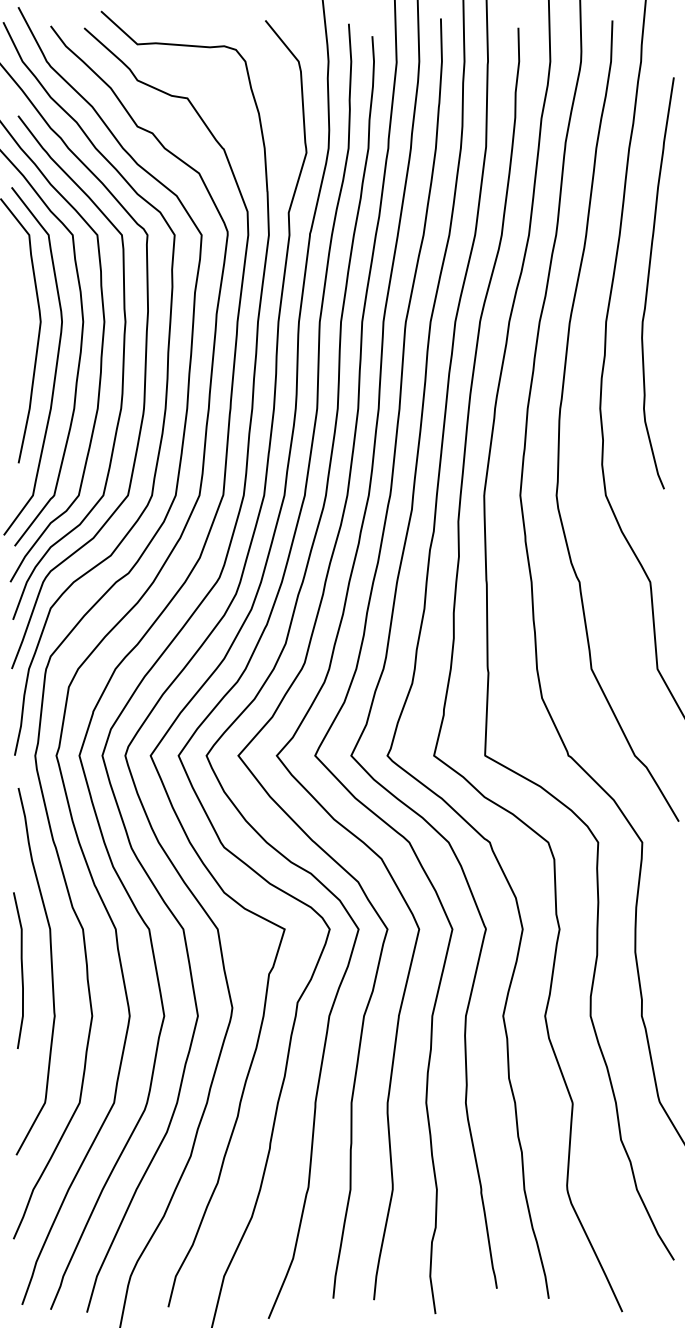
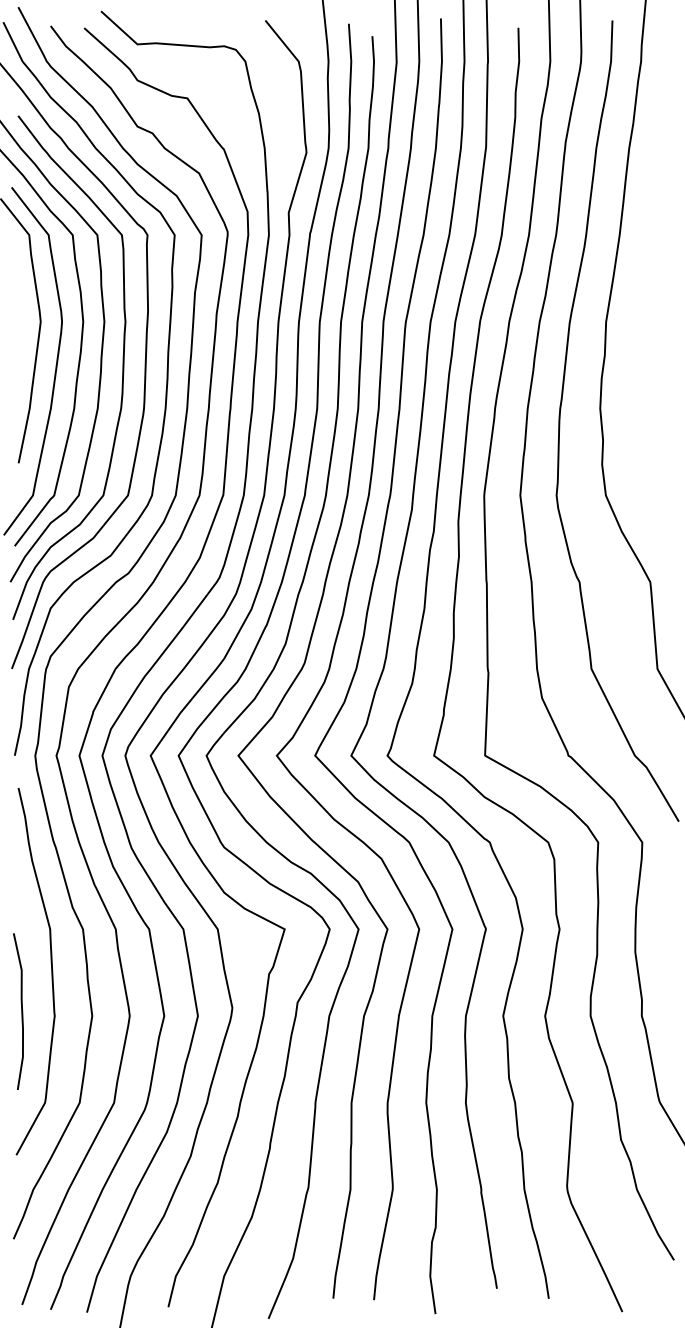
curve: present -> none (648, 283)
curve position: (21, 970) -> (21, 1011) (21, 1011)
